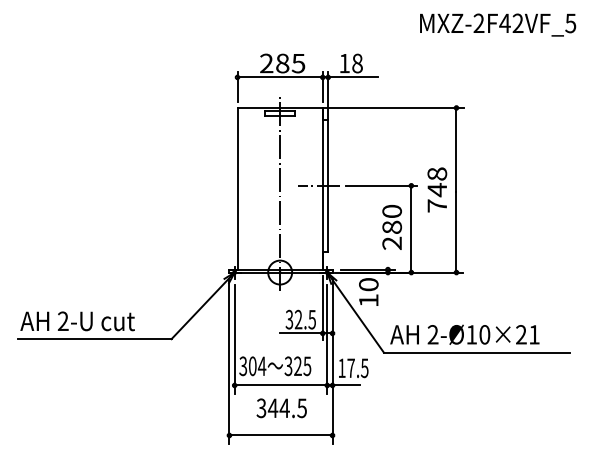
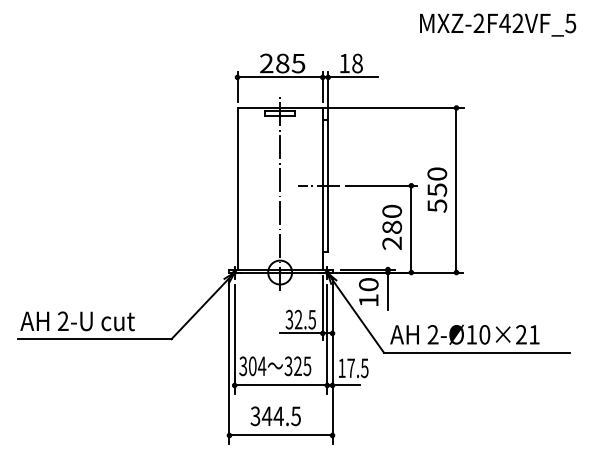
text: 748 -> 550 (437, 189)
line: none -> present (387, 289)
text position: (281, 408) -> (275, 416) (275, 416)
